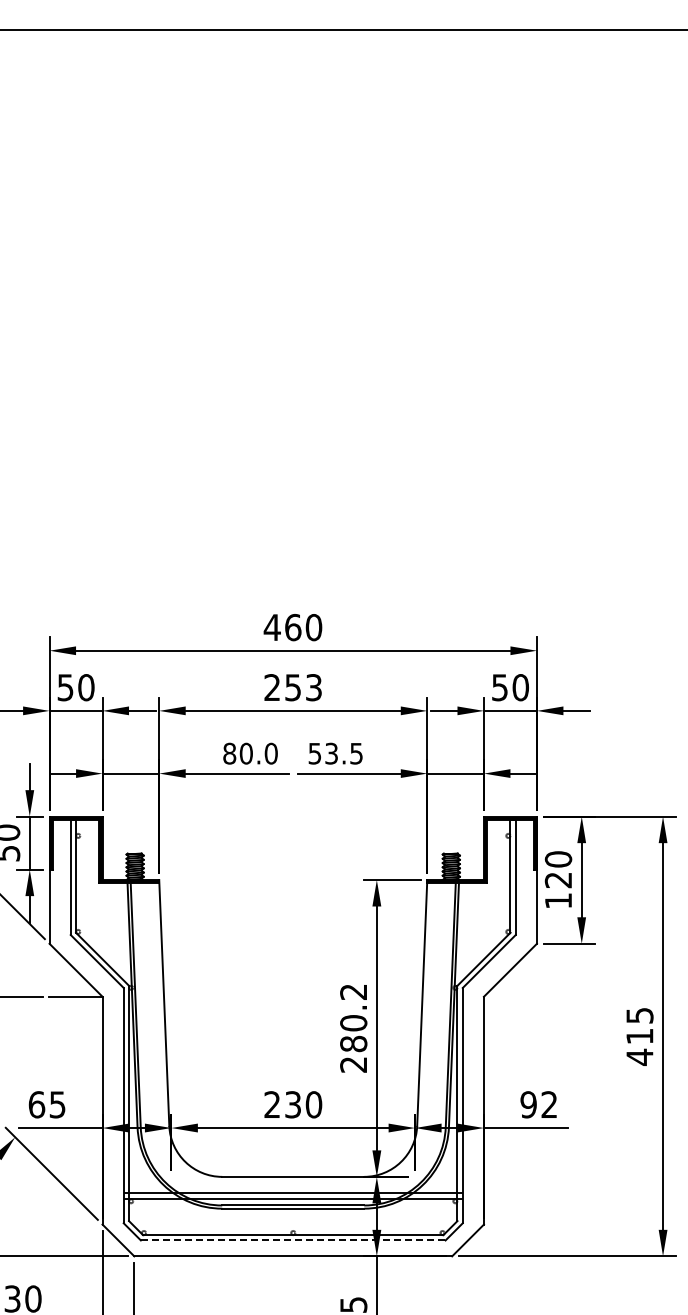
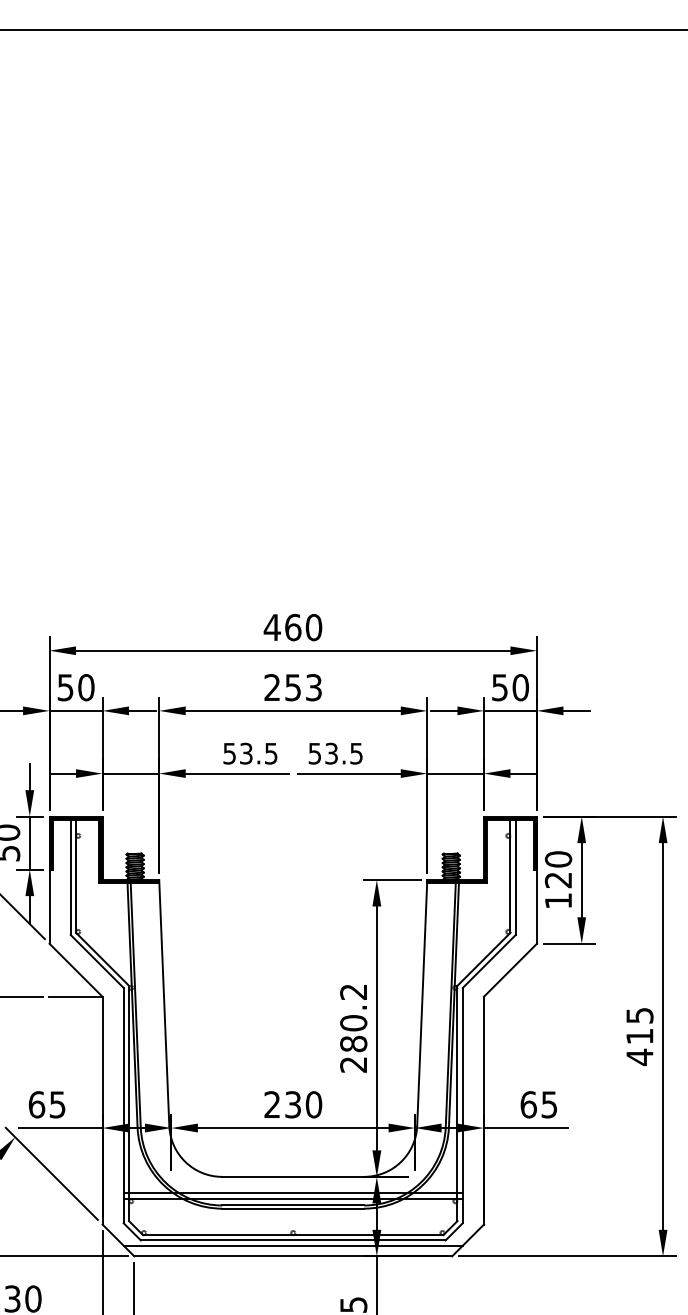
text: 80.0 -> 53.5 (250, 753)
text: 92 -> 65 (538, 1104)
line: dashed -> solid (293, 1240)
line: none -> present (292, 1245)
